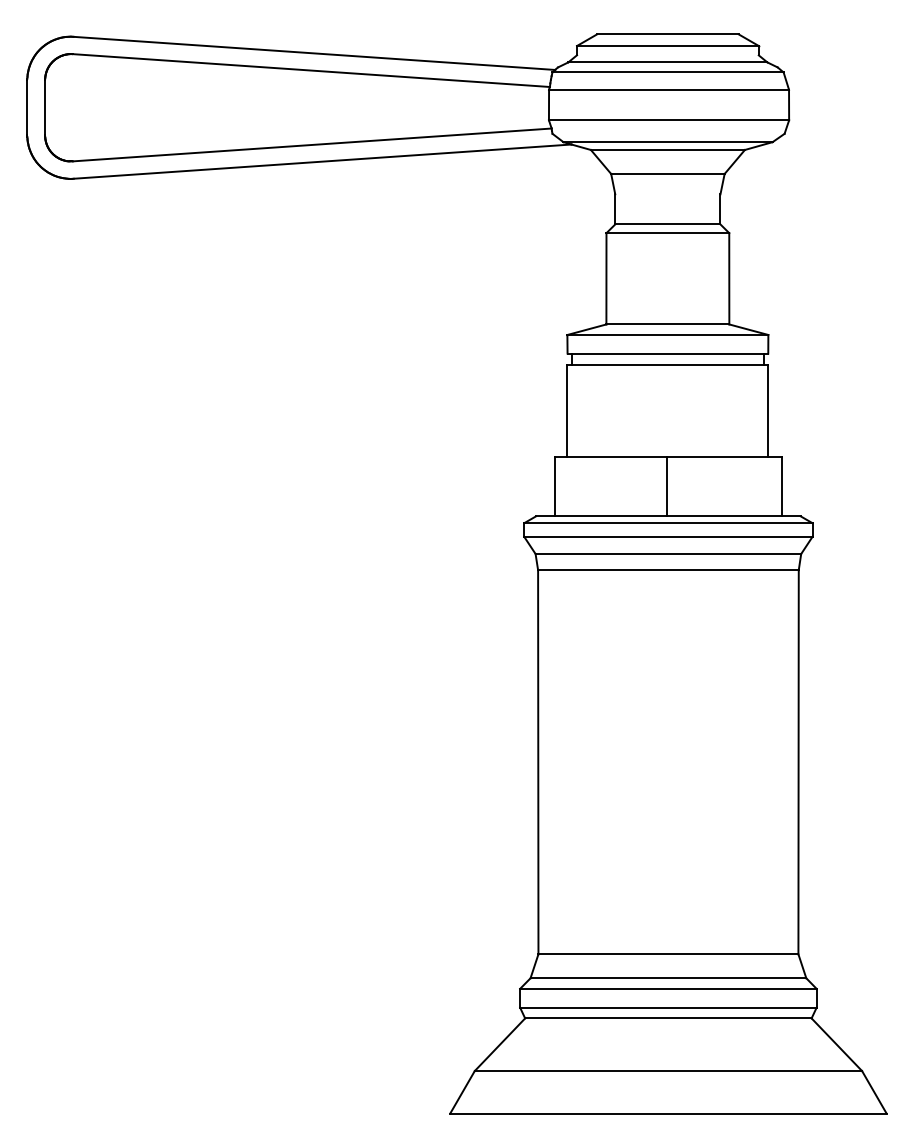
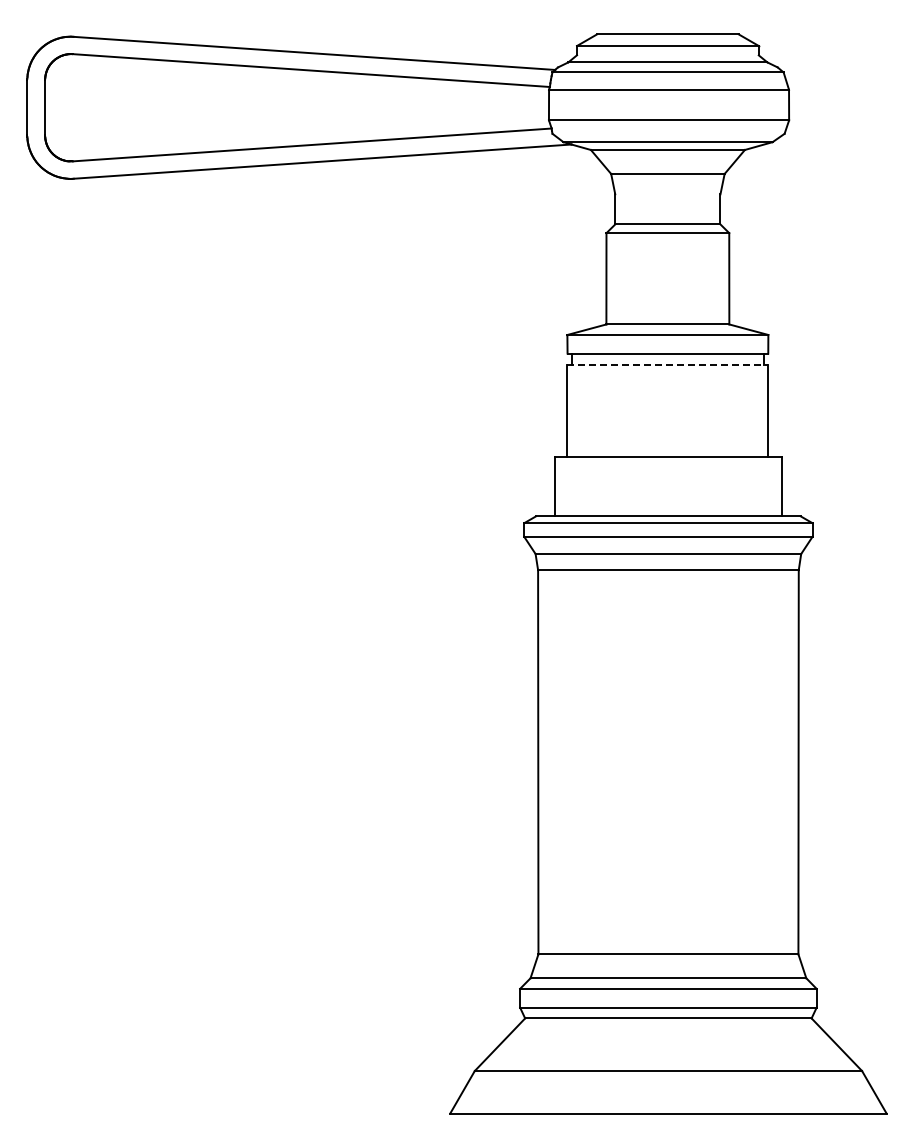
line: solid -> dashed (668, 364)
line: present -> none (667, 486)
